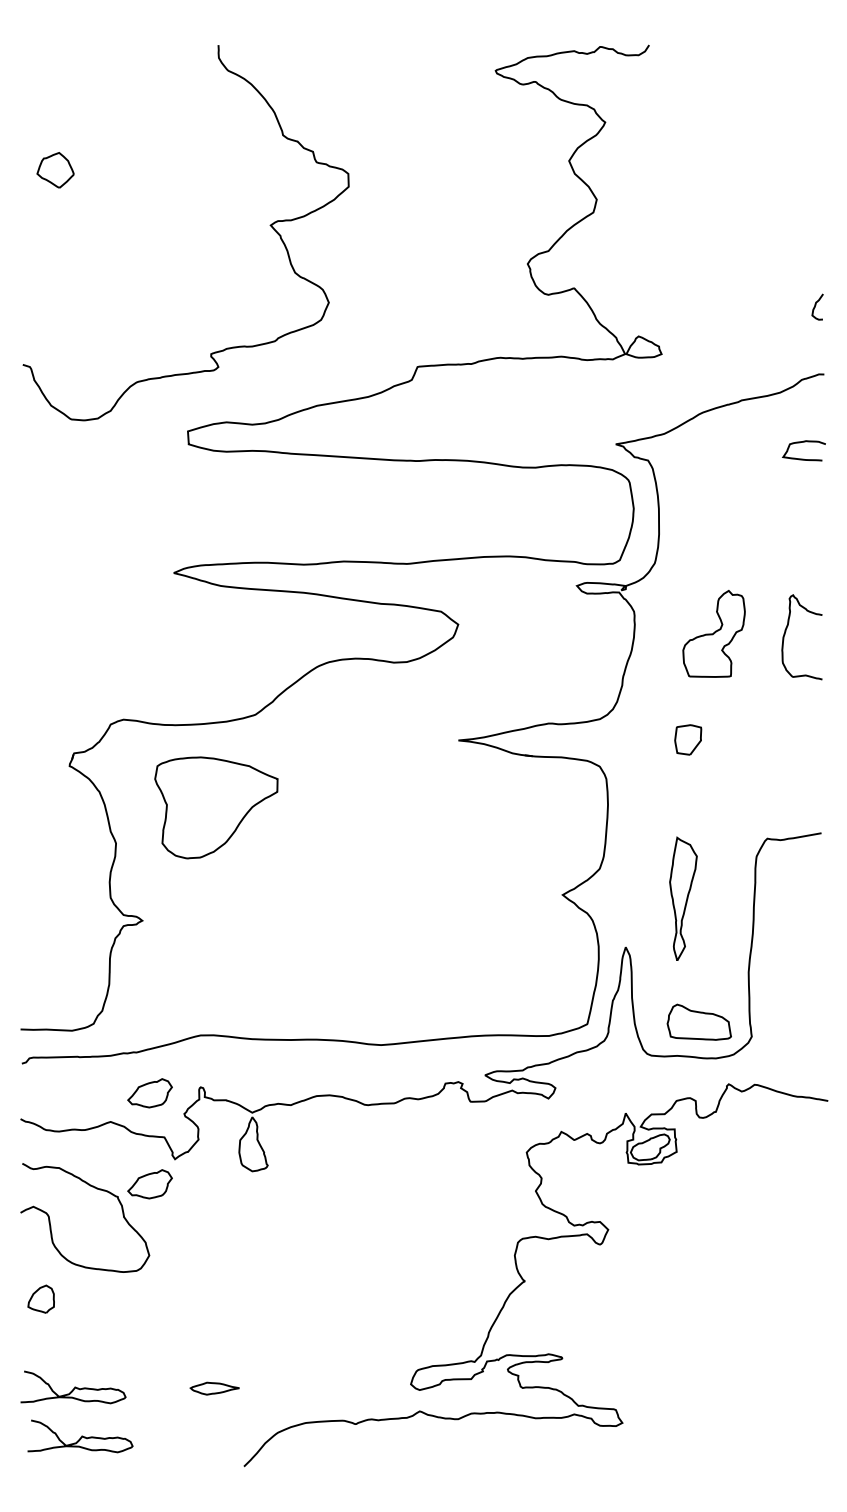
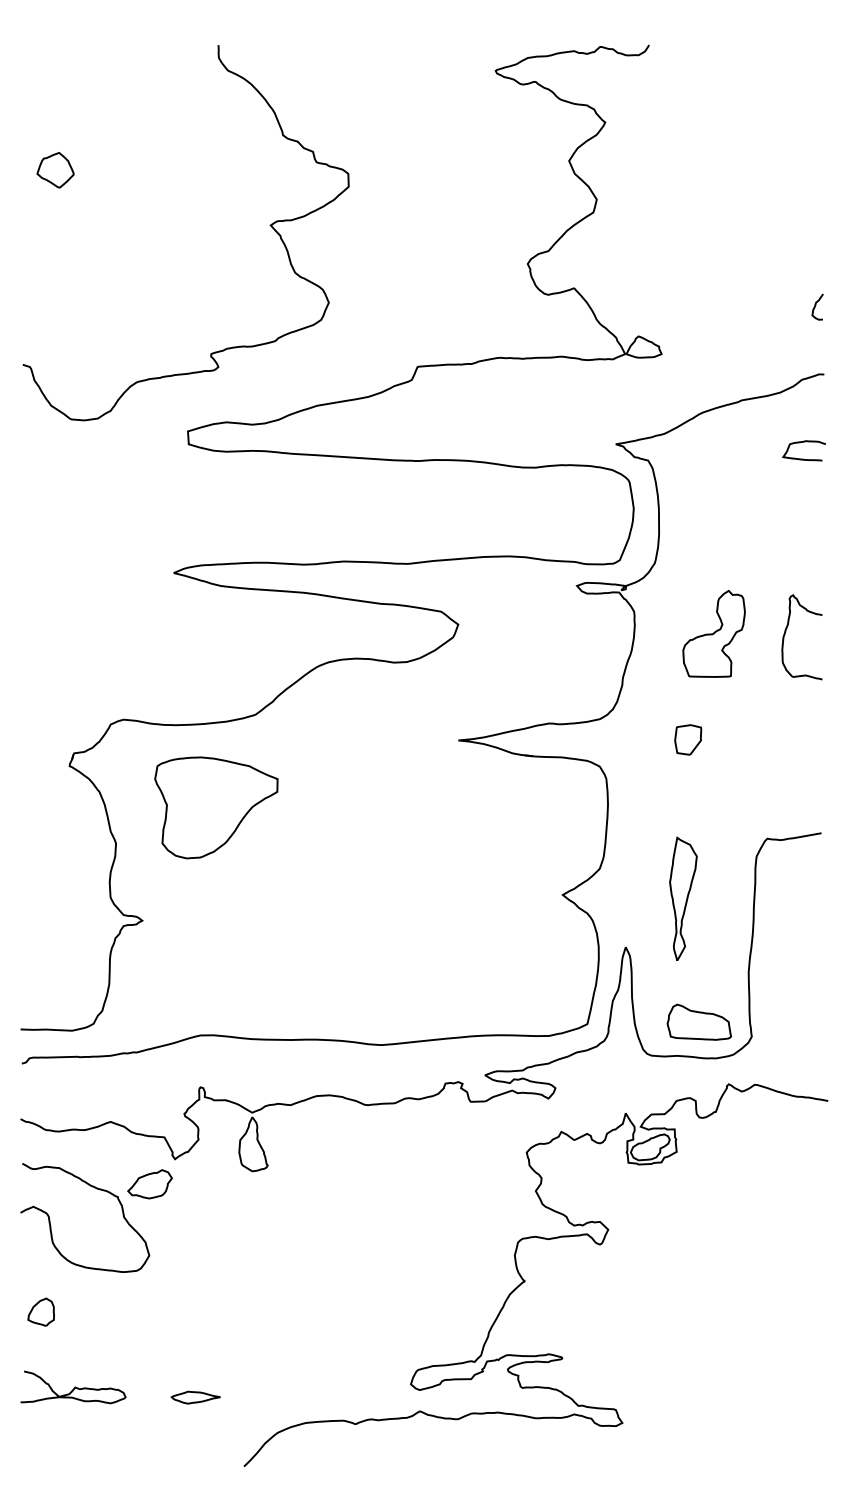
part: present -> none (149, 1093)
part position: (40, 1298) -> (40, 1311) (40, 1311)
part position: (214, 1388) -> (195, 1397) (195, 1397)
curve: present -> none (81, 1436)
